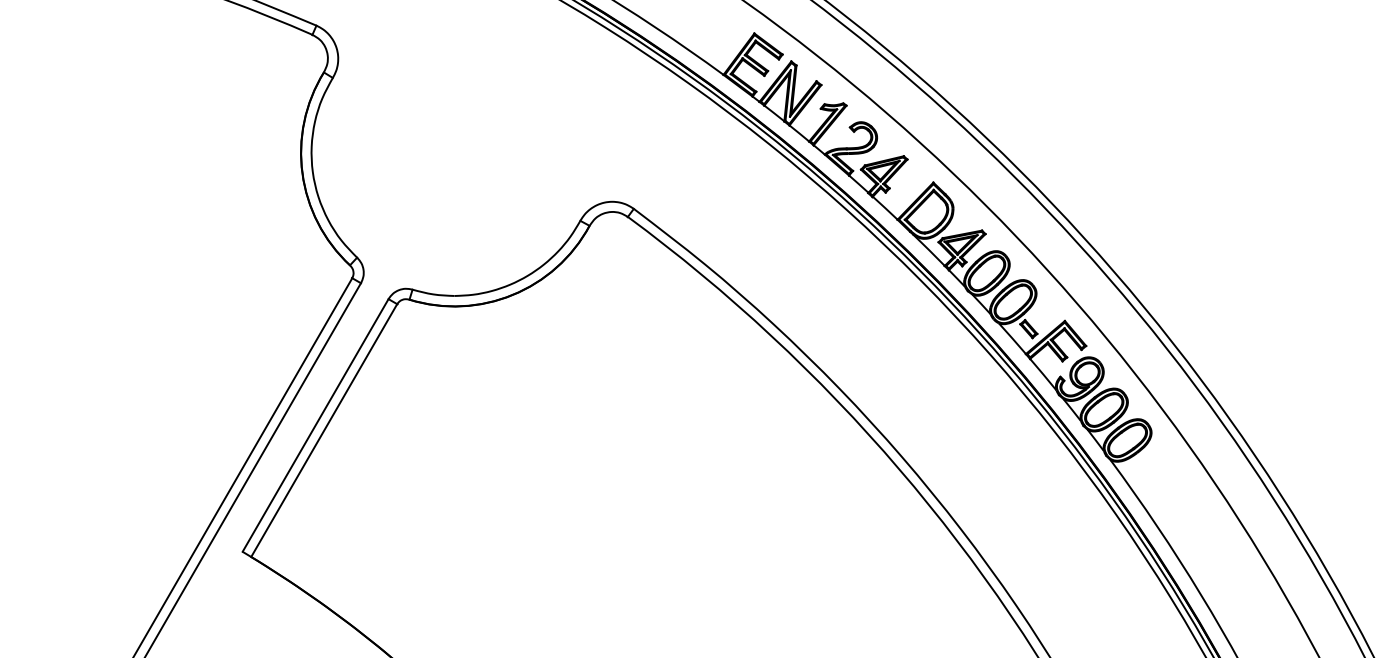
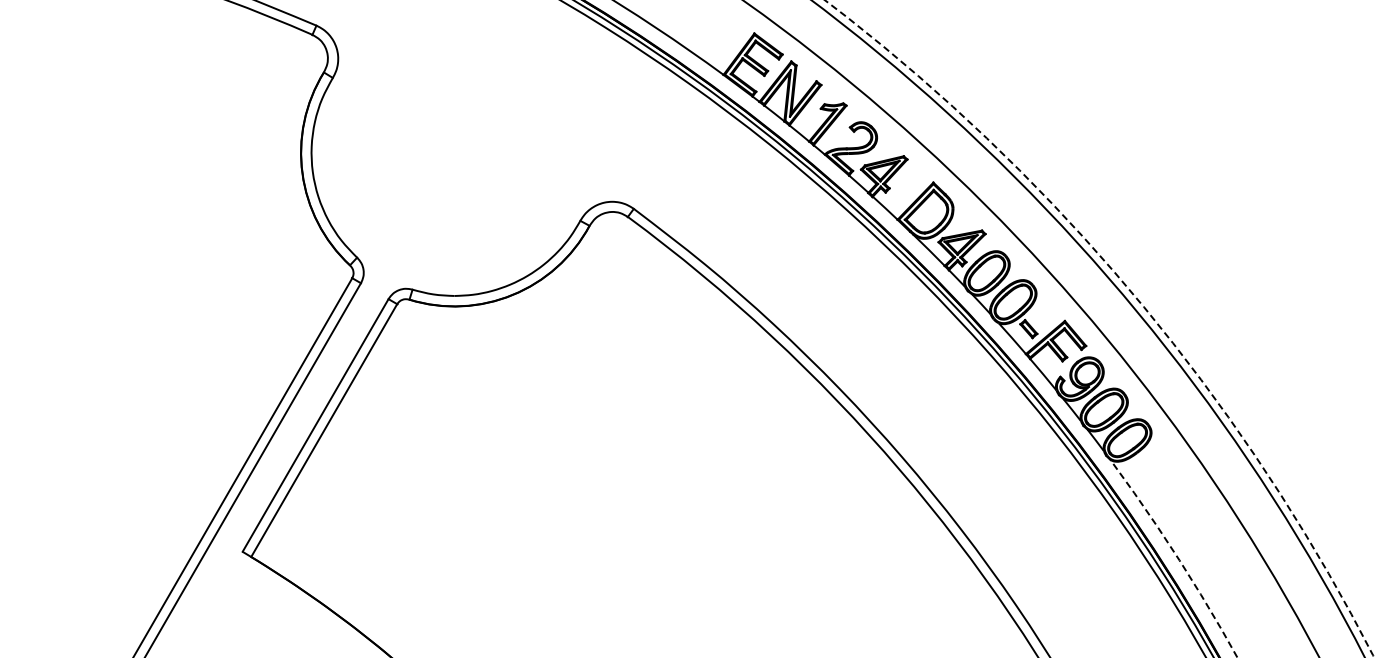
circle: solid -> dashed (1099, 328)
arc: solid -> dashed (1177, 557)
